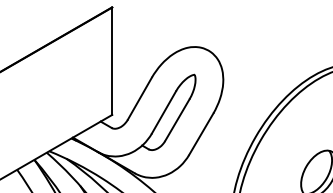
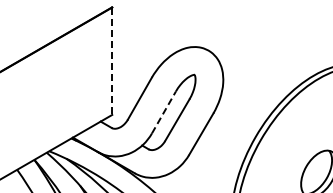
line: solid -> dashed (112, 61)
line: solid -> dashed (164, 112)
